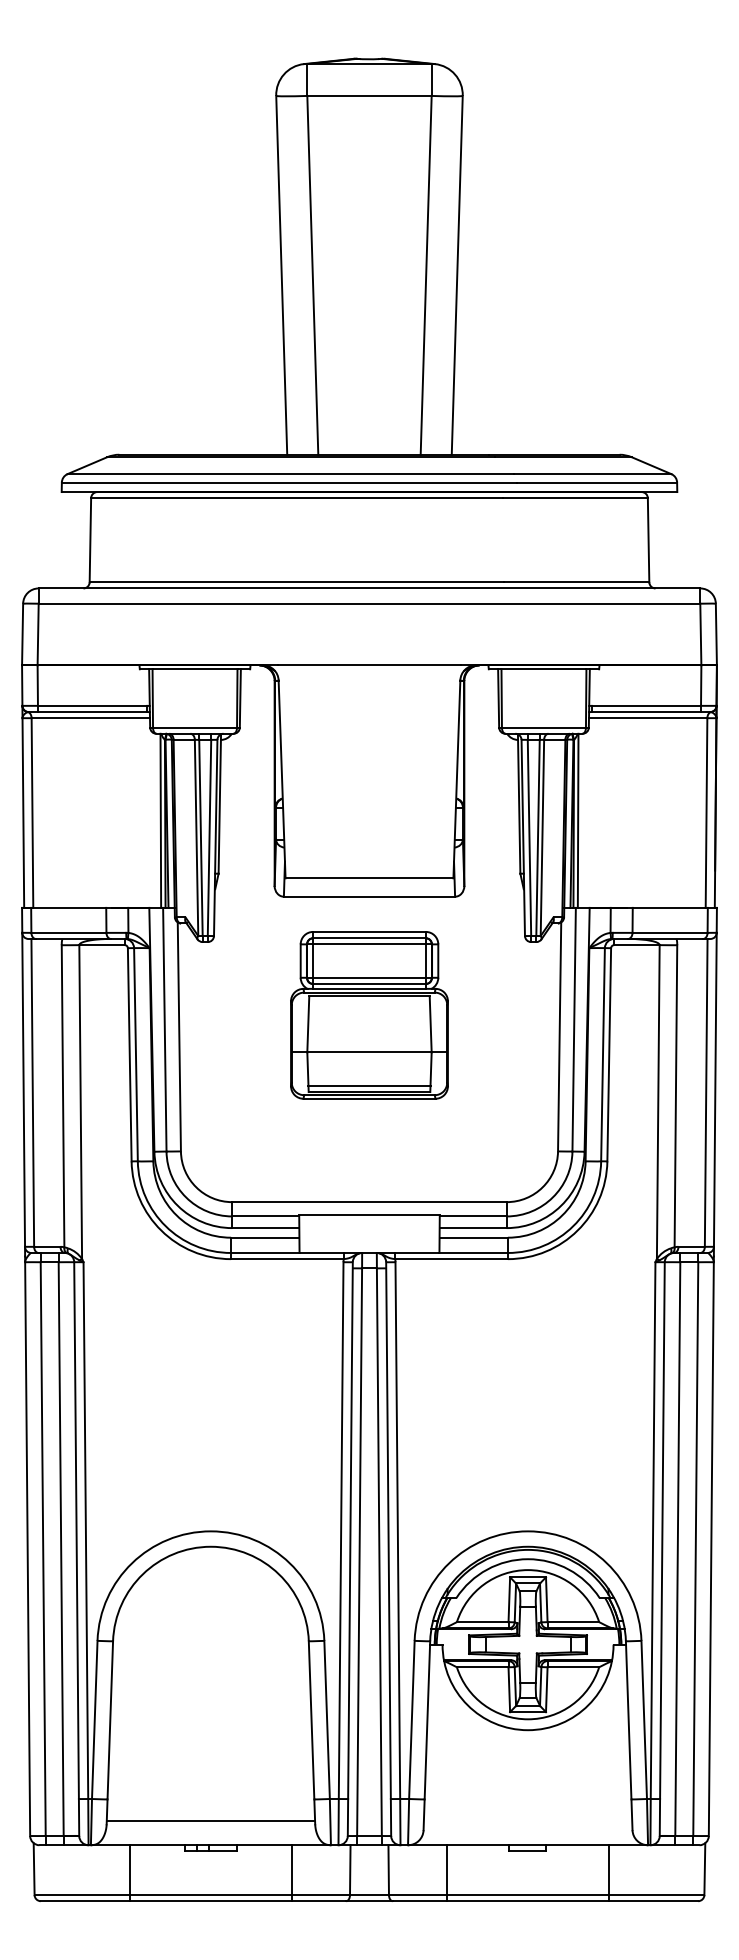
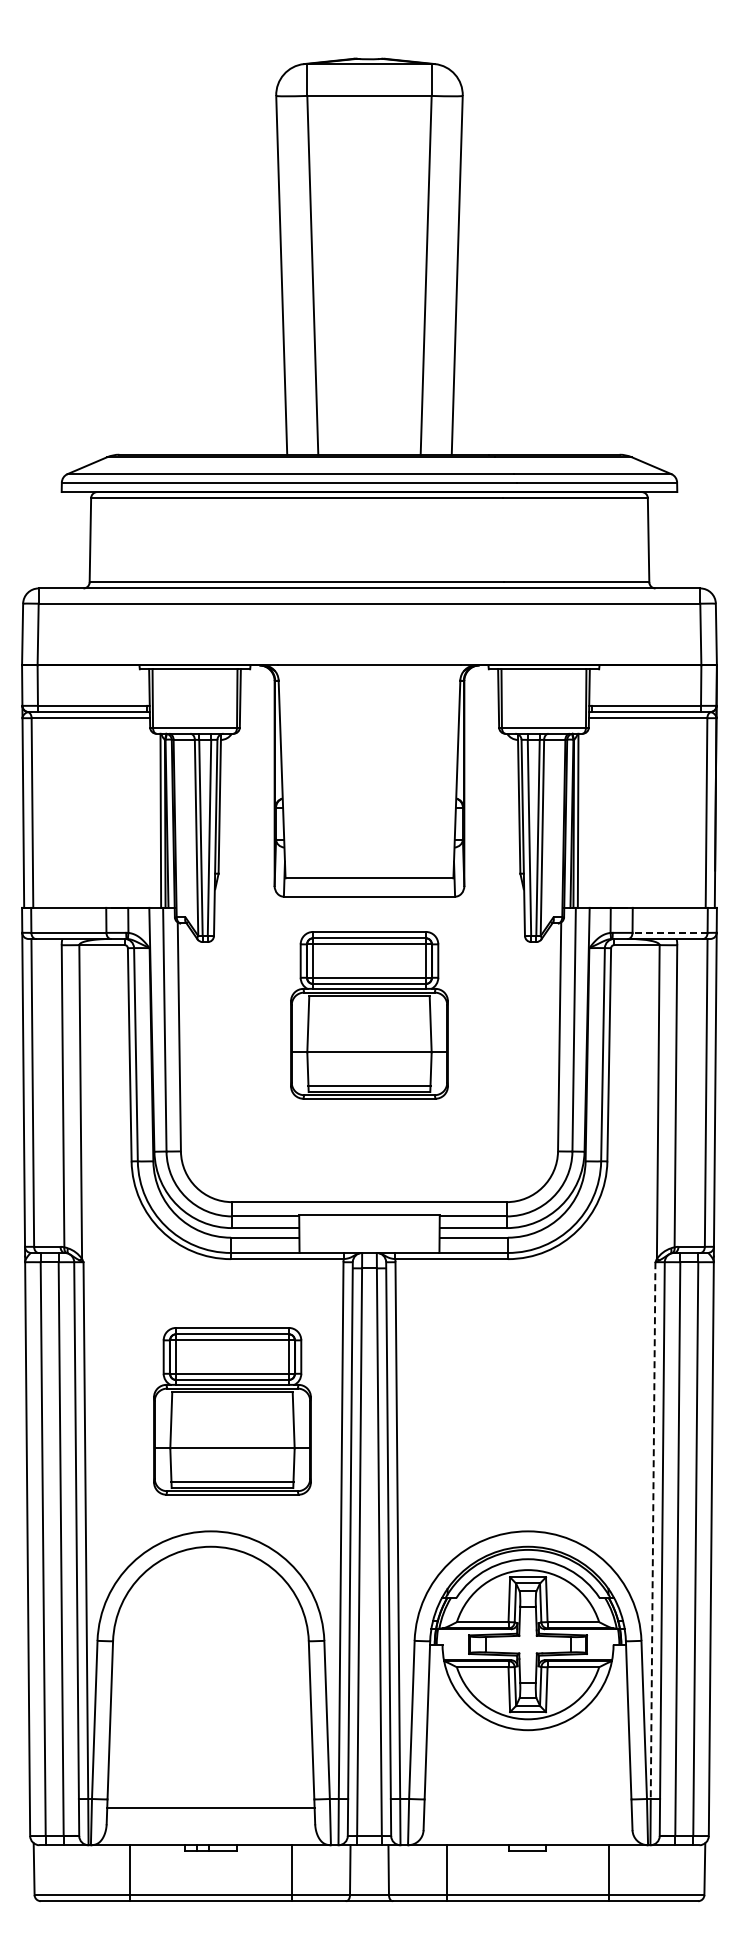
line: solid -> dashed (670, 932)
part: none -> present (232, 1411)
line: solid -> dashed (653, 1531)
line position: (210, 1821) -> (210, 1808) (210, 1808)
